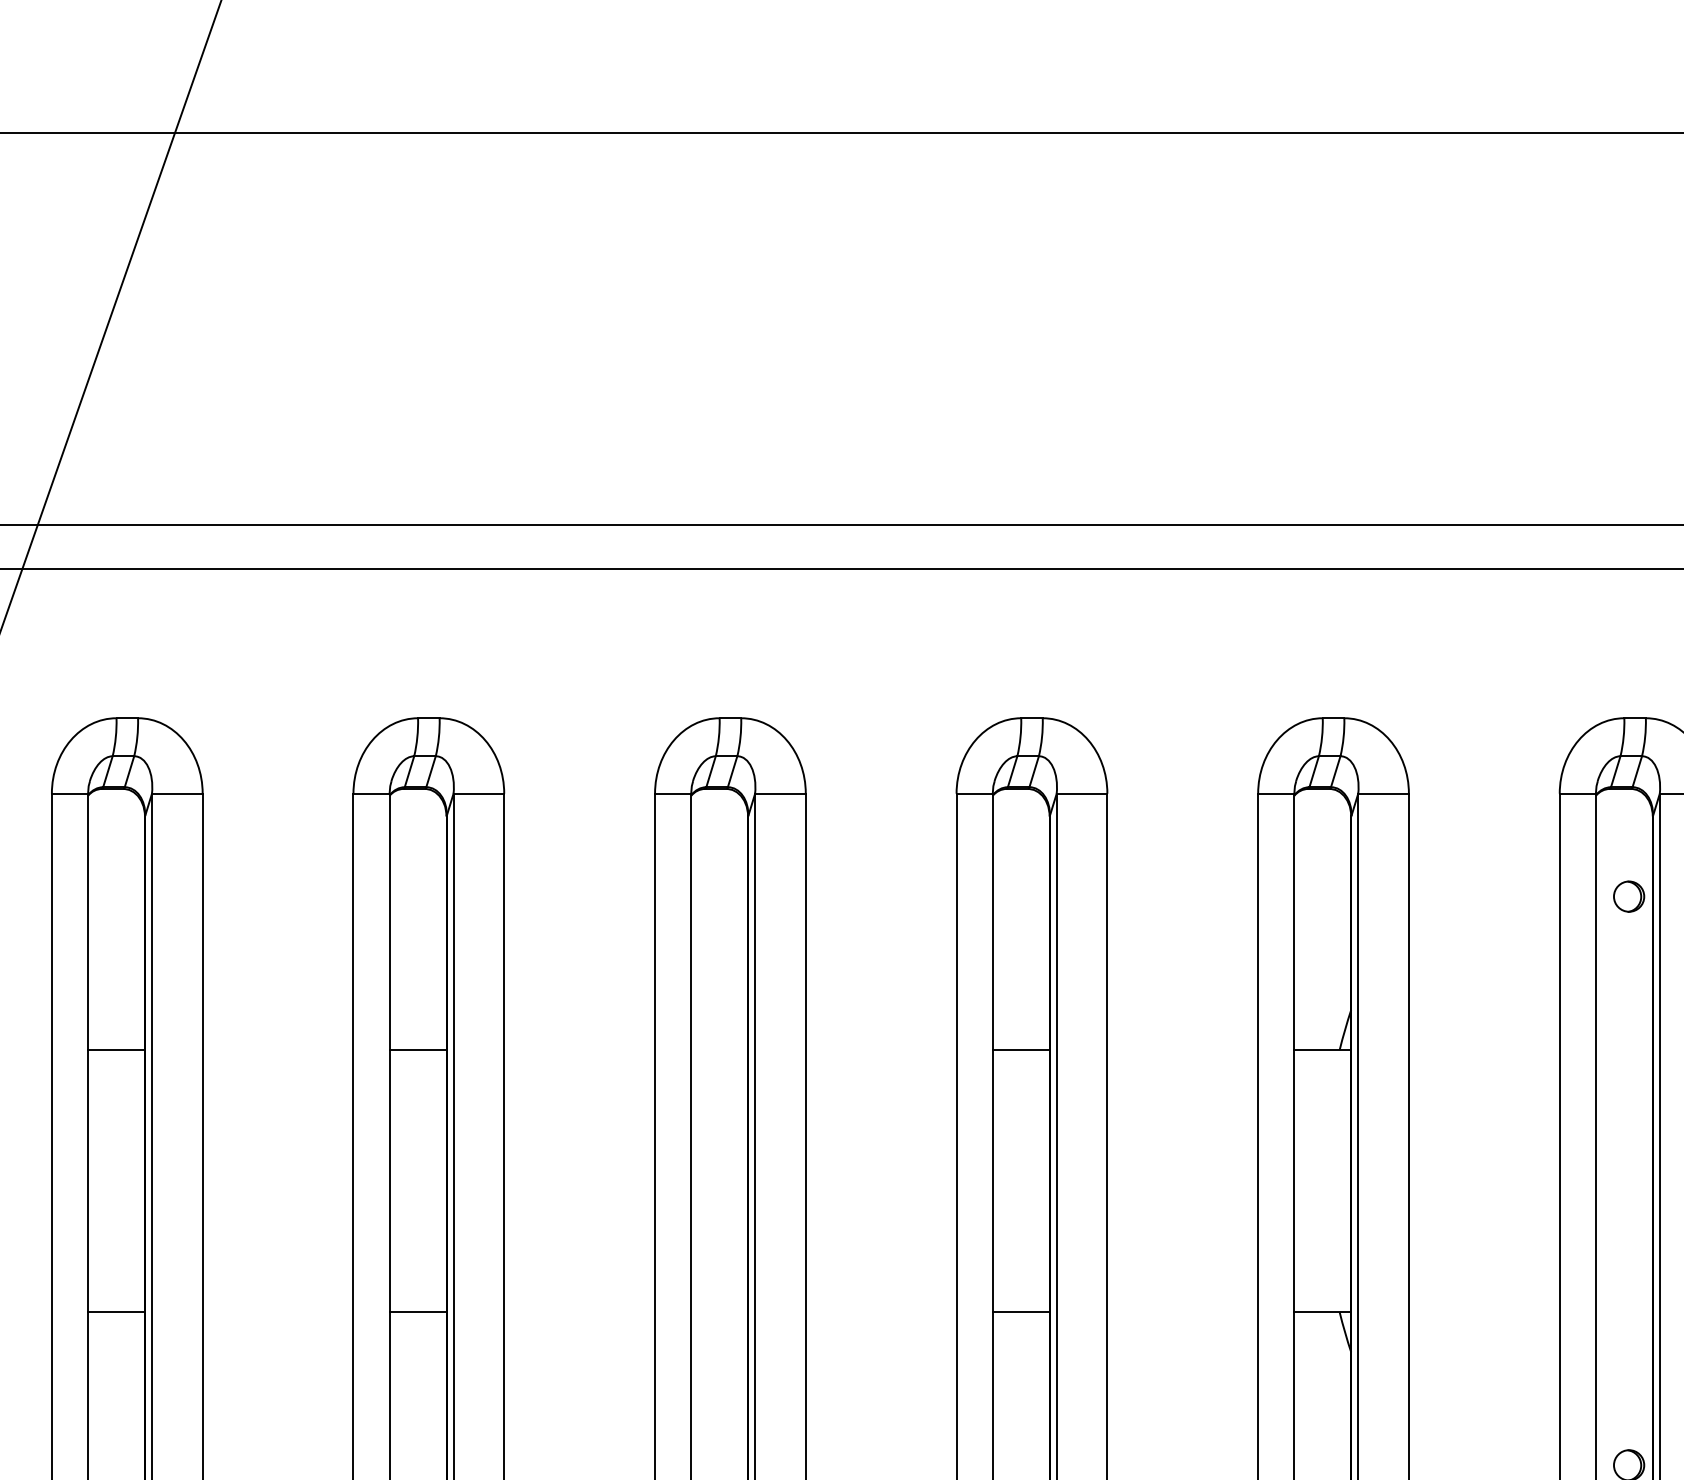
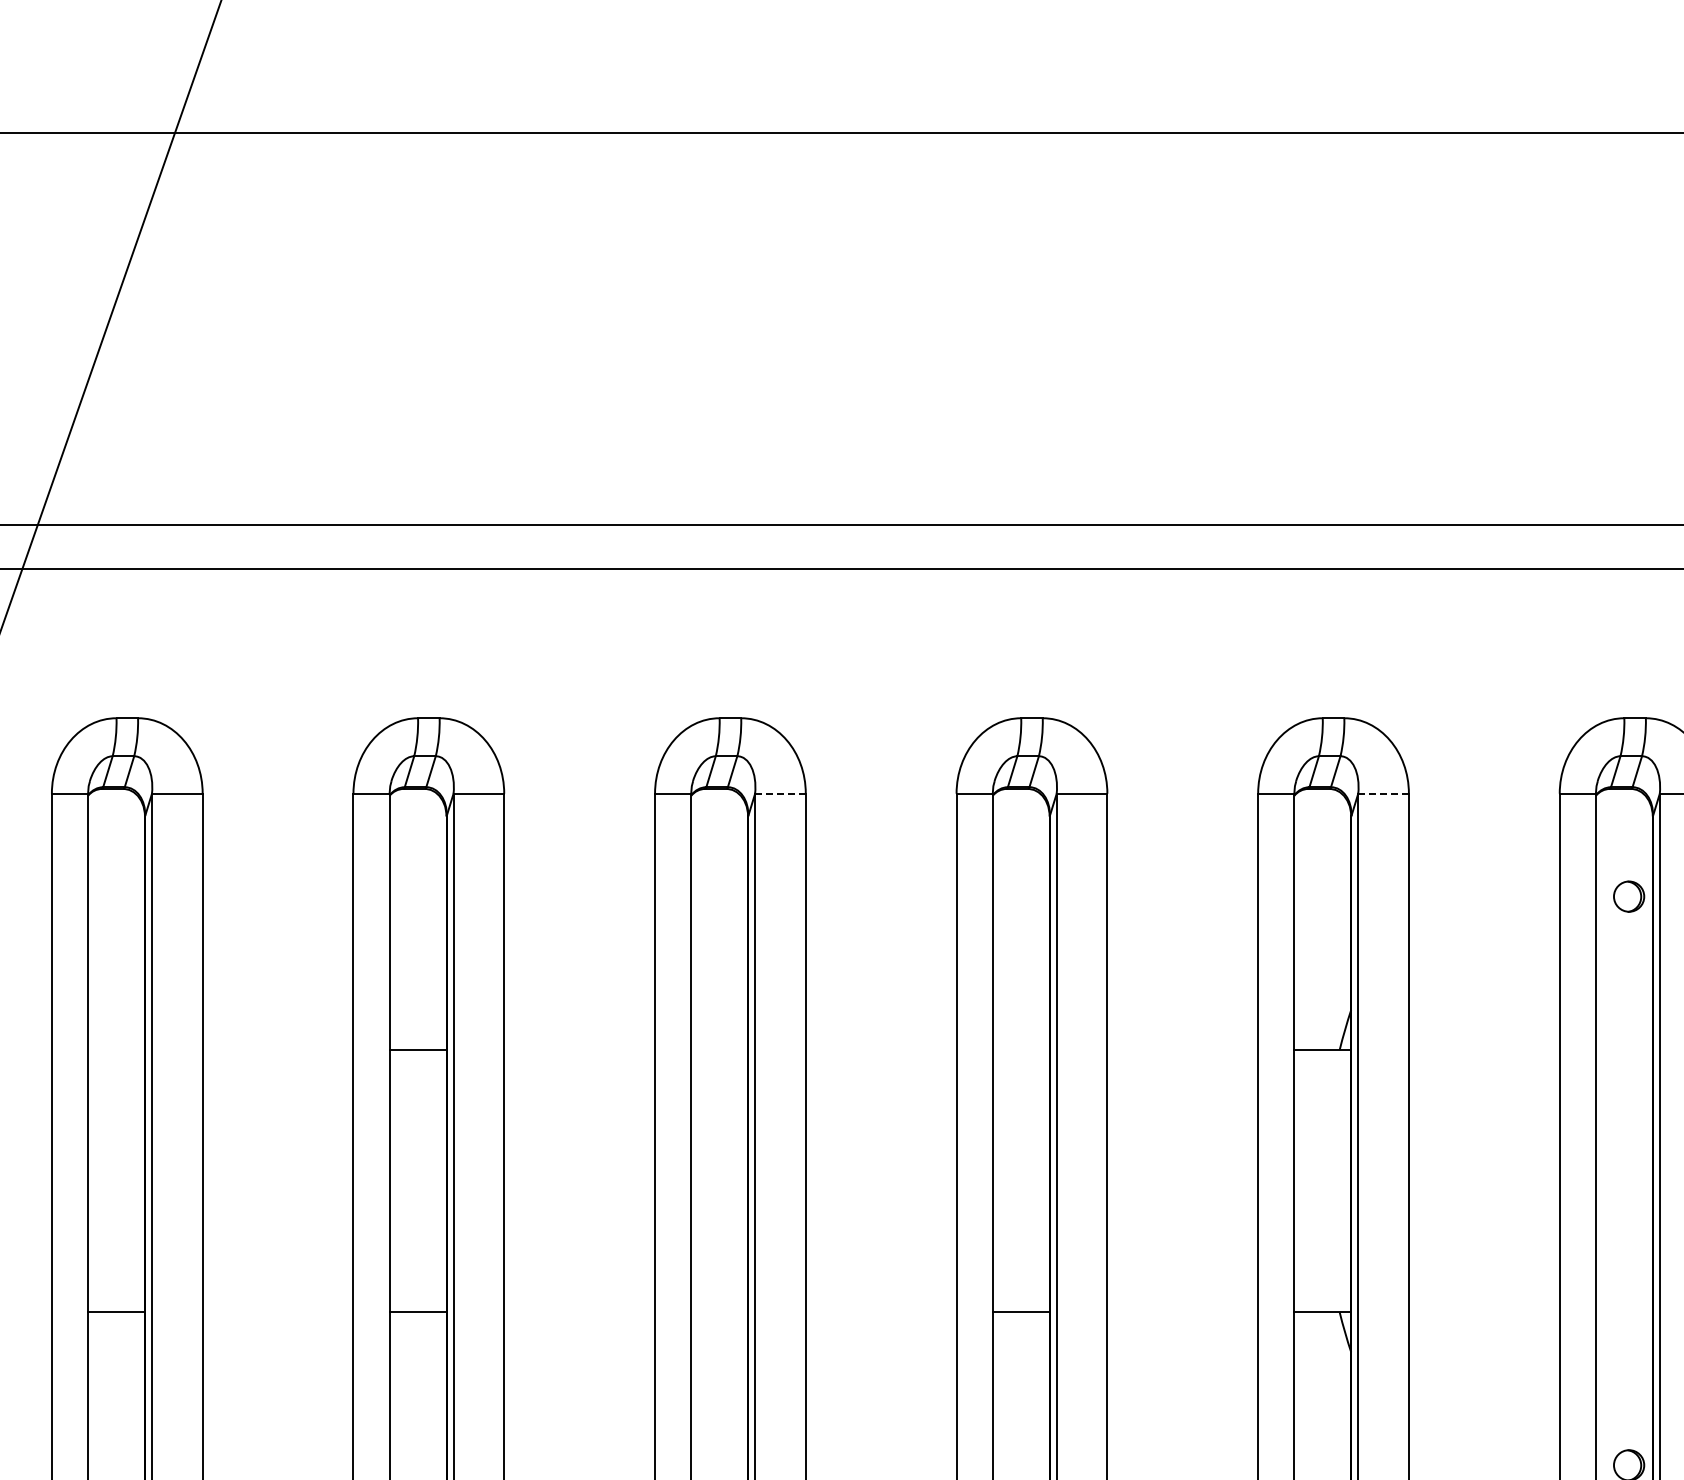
line: solid -> dashed (779, 793)
line: solid -> dashed (1383, 793)
line: present -> none (116, 1049)
line: present -> none (1020, 1049)
